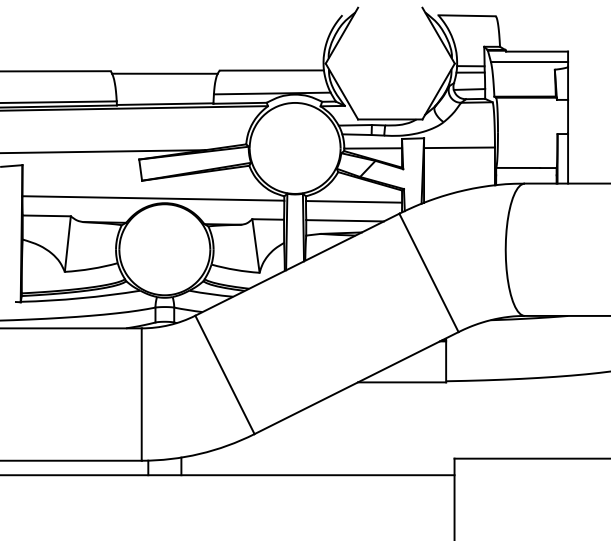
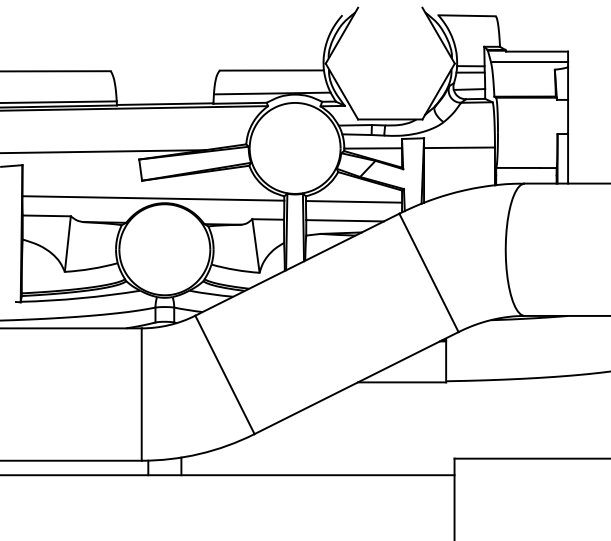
line: present -> none (164, 73)
